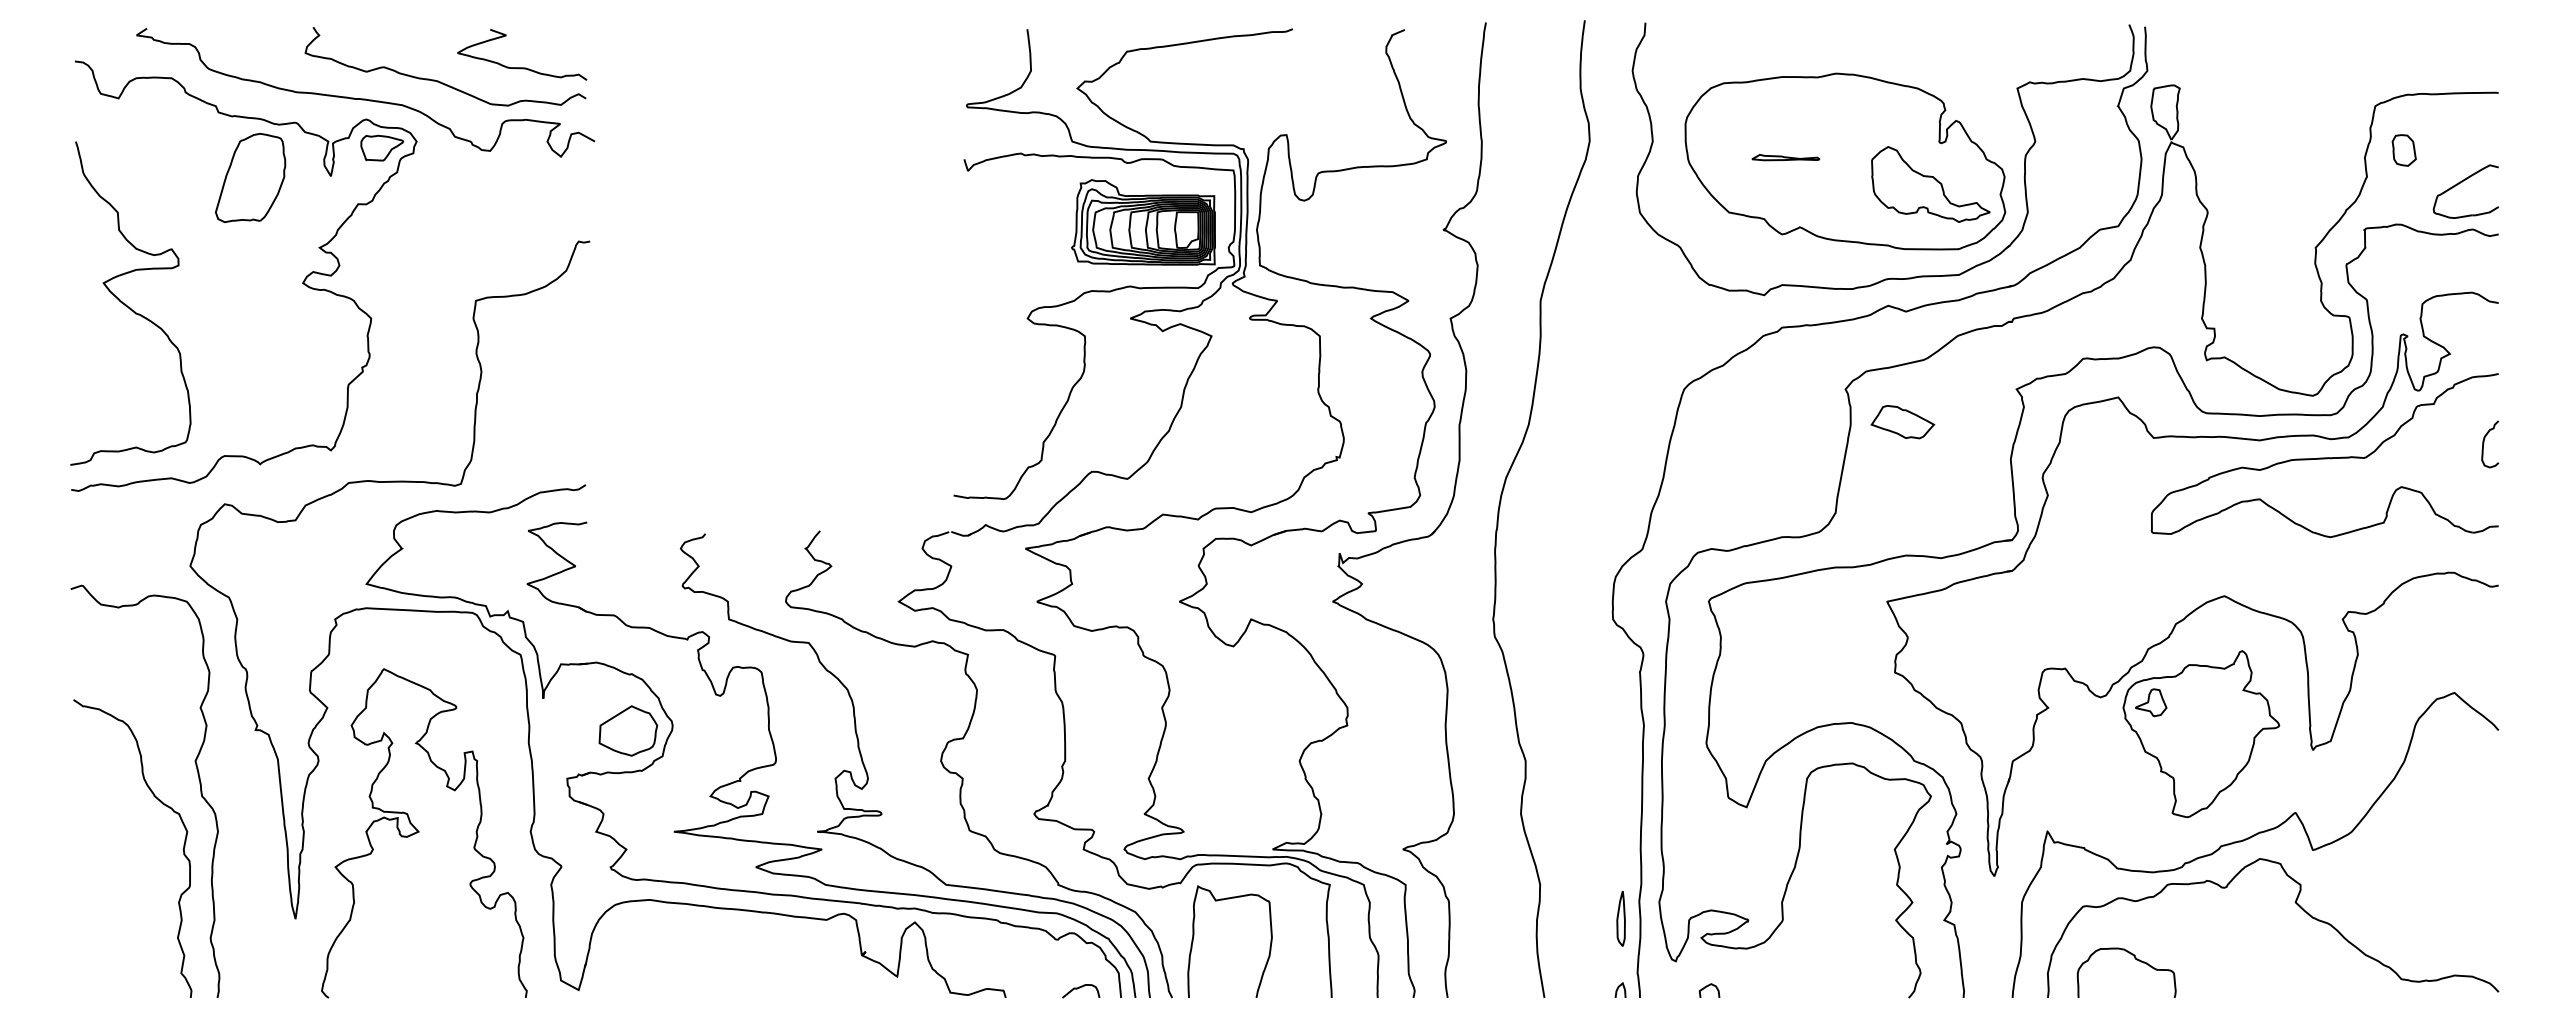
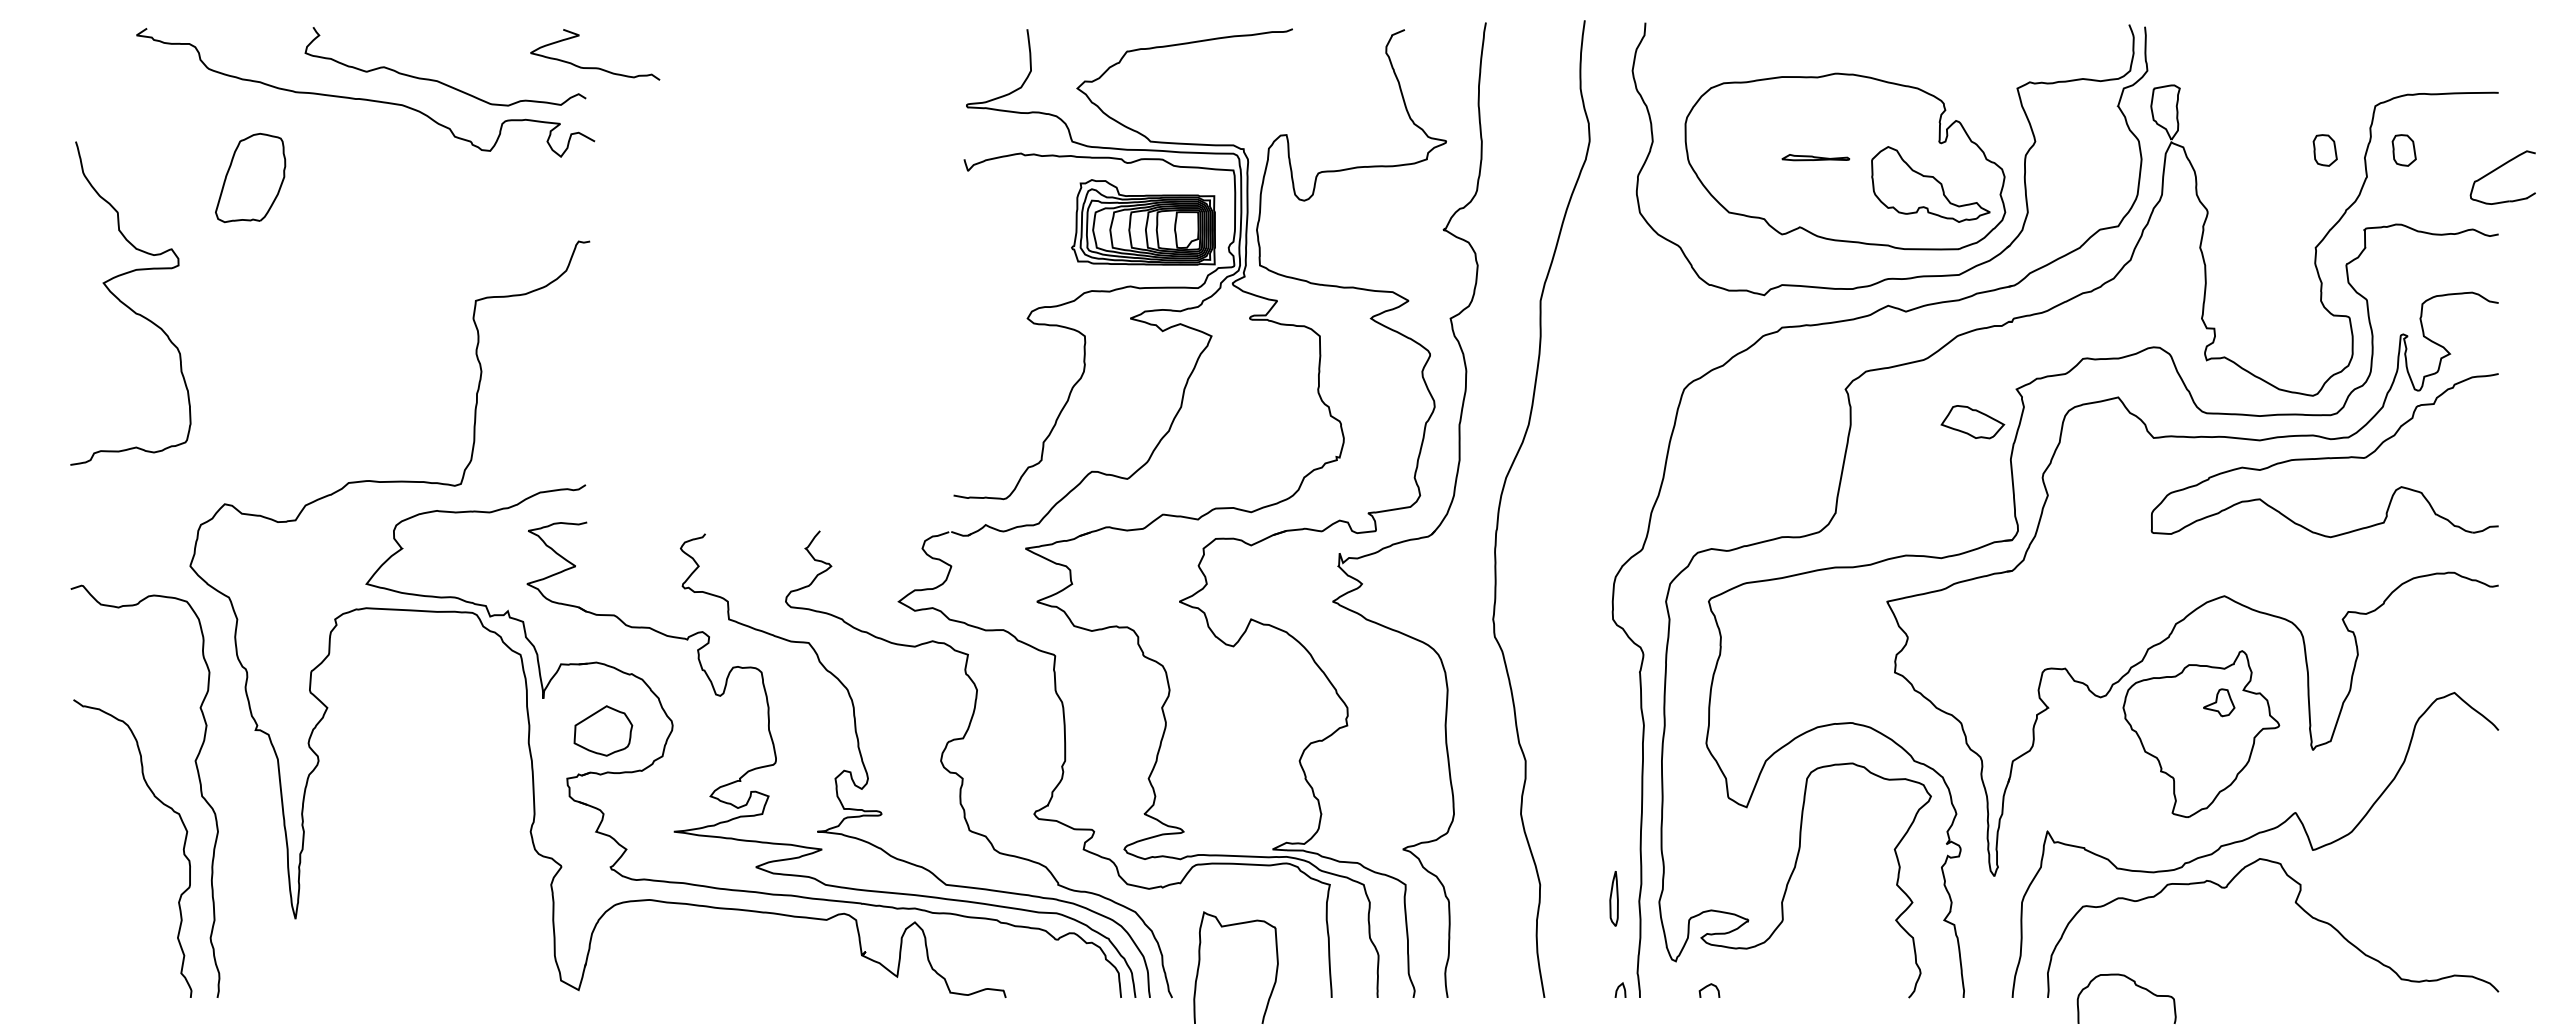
curve position: (522, 67) -> (595, 67) (595, 67)
part: none -> present (2324, 150)
part position: (1785, 157) -> (1815, 157) (1815, 157)
part position: (2459, 184) -> (2496, 170) (2496, 170)
part: present -> none (302, 282)
part position: (1902, 422) -> (1972, 422) (1972, 422)
part: present -> none (2484, 443)
part position: (2151, 702) -> (2219, 702) (2219, 702)
part position: (628, 730) -> (603, 730) (603, 730)
curve: present -> none (419, 832)
part position: (1620, 918) -> (1613, 898) (1613, 898)
curve position: (1194, 936) -> (1200, 962) (1200, 962)
curve position: (2136, 960) -> (2136, 986) (2136, 986)
curve: present -> none (1080, 988)
